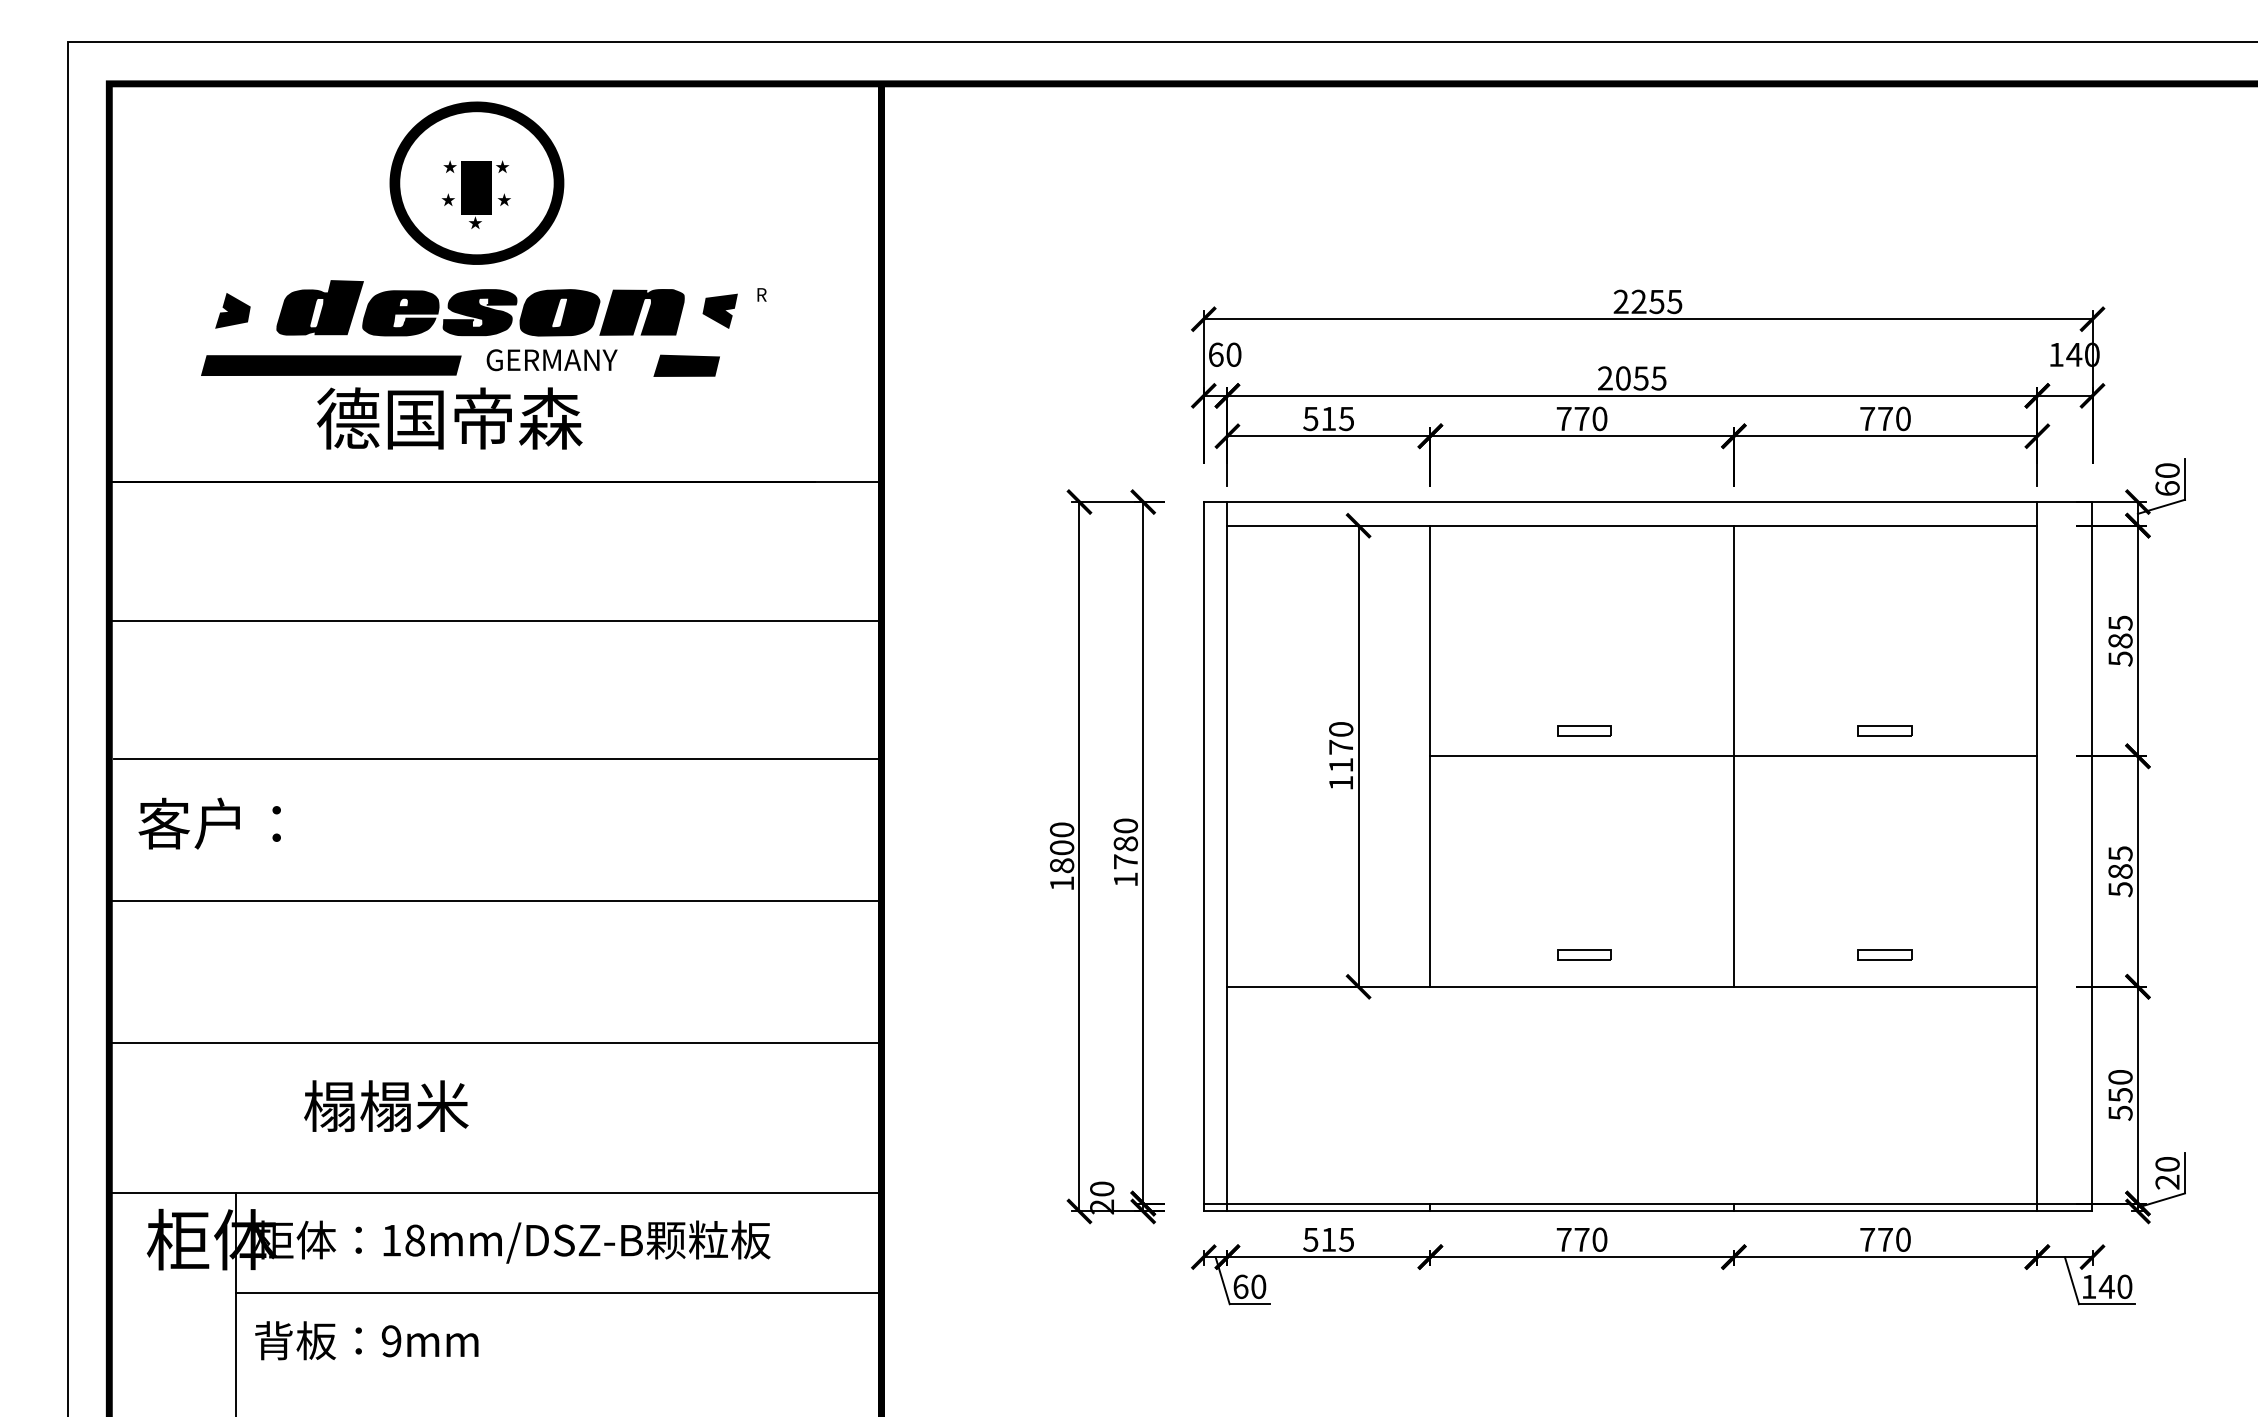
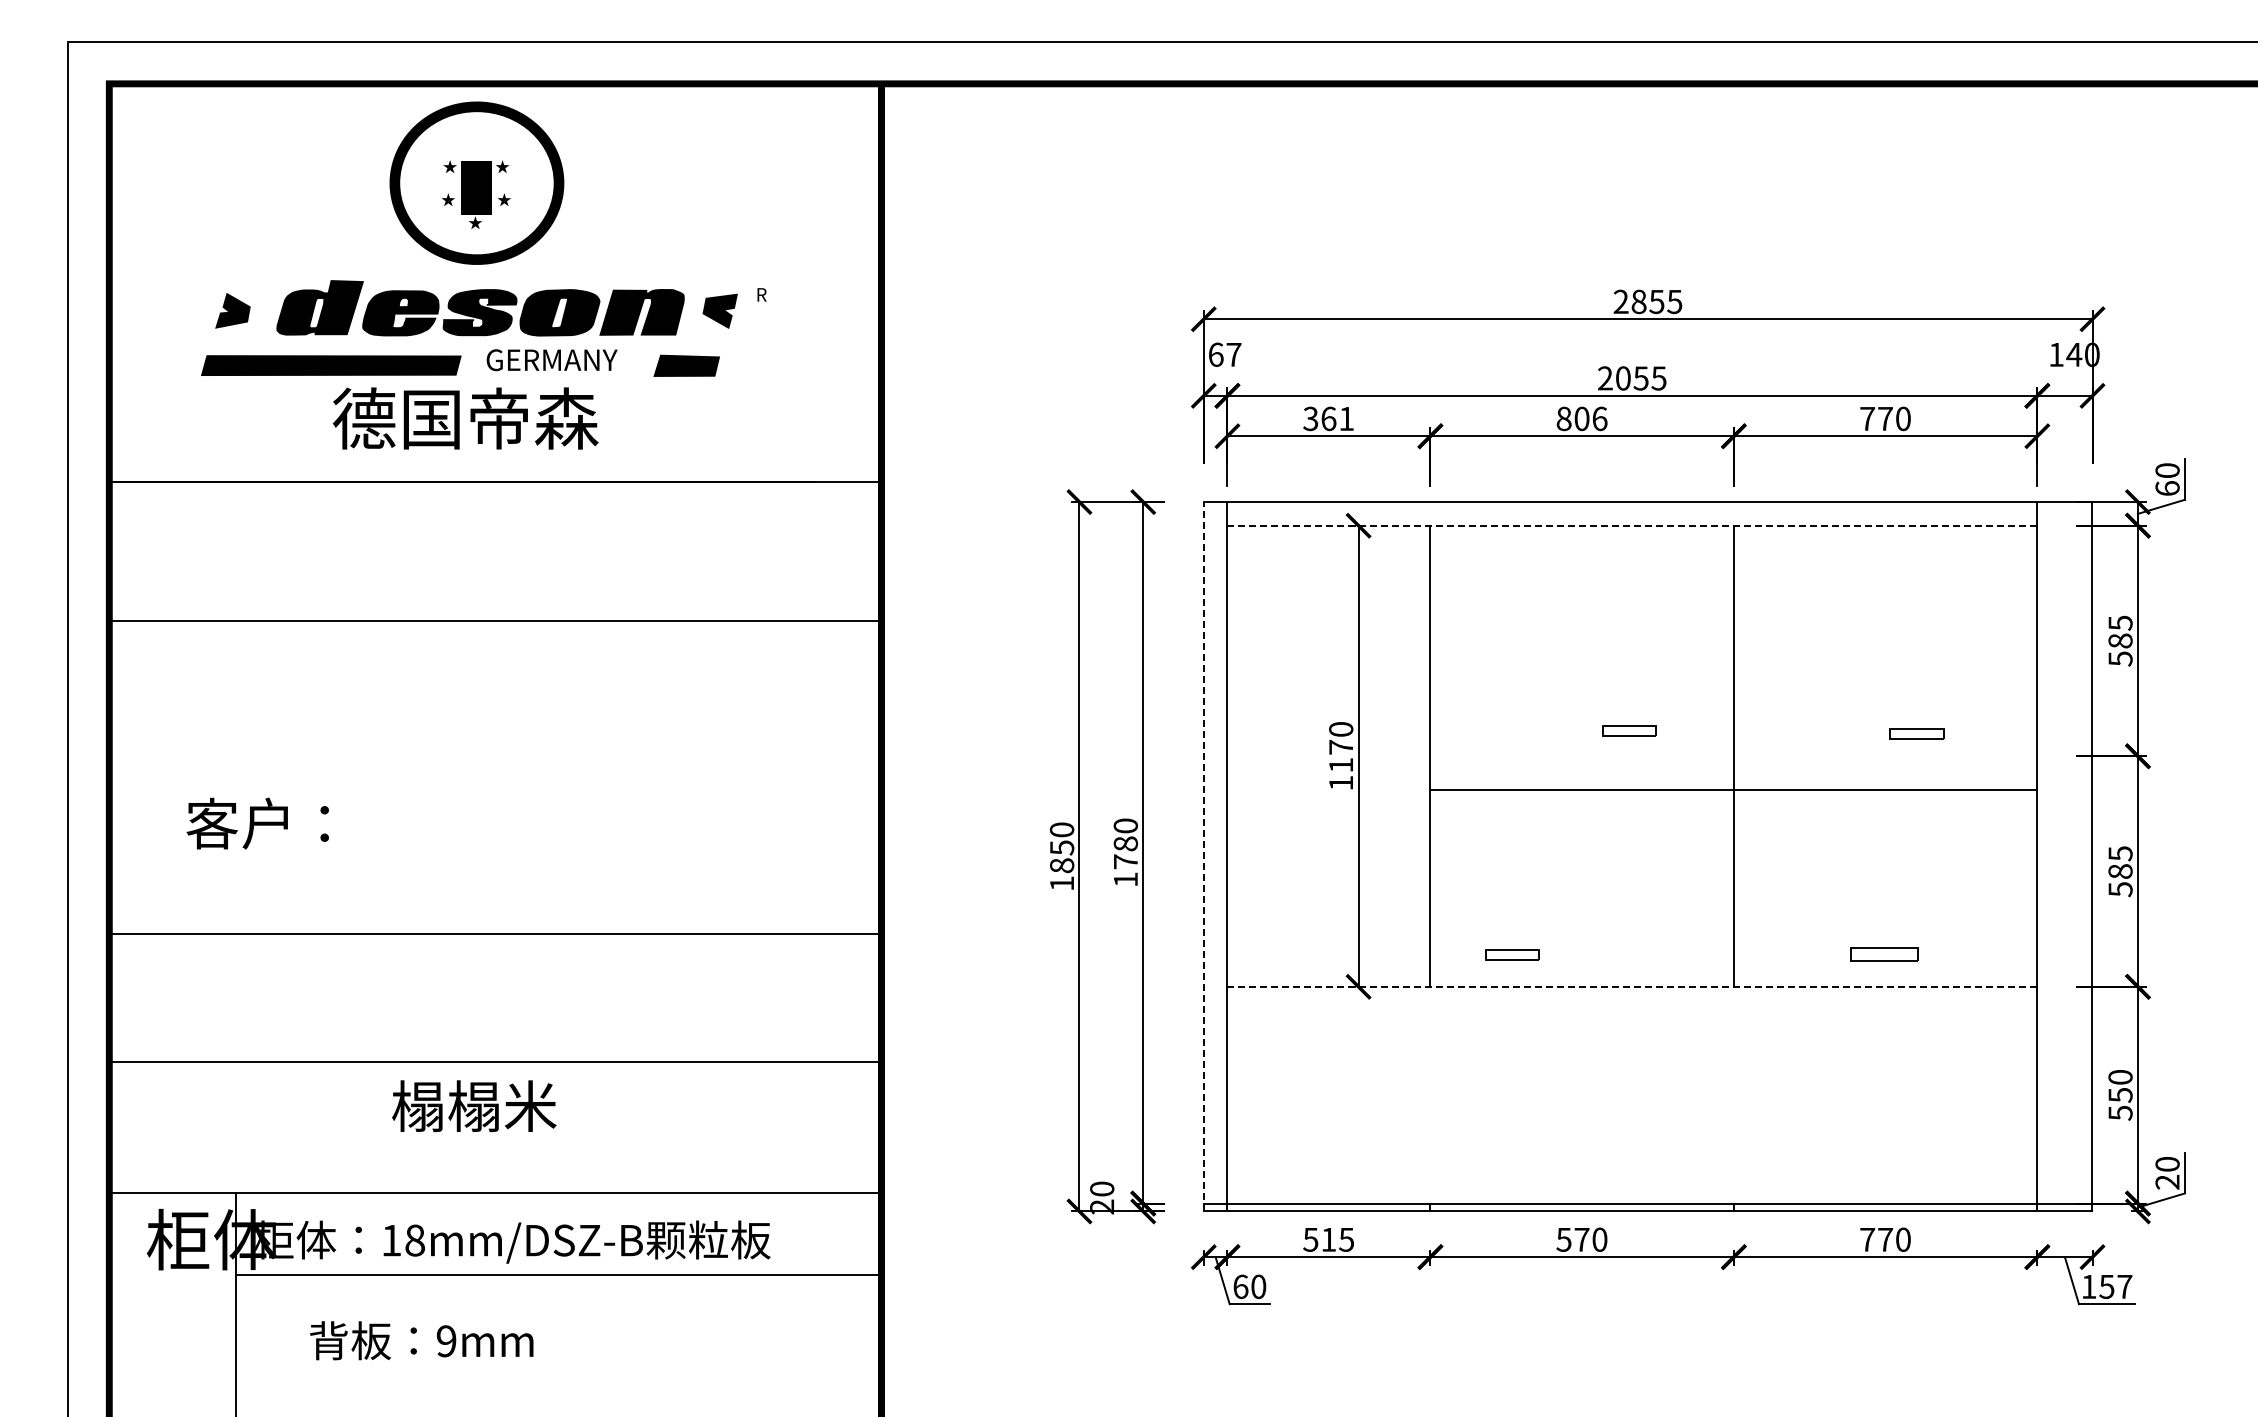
text: 2255 -> 2855 (1638, 301)
text: 60 -> 67 (1233, 354)
text position: (449, 418) -> (465, 418) (465, 418)
text: 515 -> 361 (1328, 418)
text: 770 -> 806 (1581, 418)
line: solid -> dashed (1632, 525)
part position: (1584, 730) -> (1629, 730) (1629, 730)
part position: (1884, 730) -> (1916, 733) (1916, 733)
line position: (1733, 756) -> (1733, 790) (1733, 790)
line: present -> none (497, 759)
text position: (209, 823) -> (257, 823) (257, 823)
text: 1800 -> 1850 (1061, 847)
line: solid -> dashed (1203, 856)
line position: (495, 901) -> (495, 934) (495, 934)
part position: (1584, 954) -> (1512, 954) (1512, 954)
part size: 56x12 px -> 69x15 px (1884, 954)
line: solid -> dashed (1632, 986)
line position: (495, 1043) -> (495, 1062) (495, 1062)
text position: (386, 1105) -> (474, 1105) (474, 1105)
text: 770 -> 570 (1563, 1239)
text: 140 -> 157 (2115, 1286)
line position: (558, 1292) -> (558, 1274) (558, 1274)
text position: (366, 1340) -> (421, 1340) (421, 1340)
